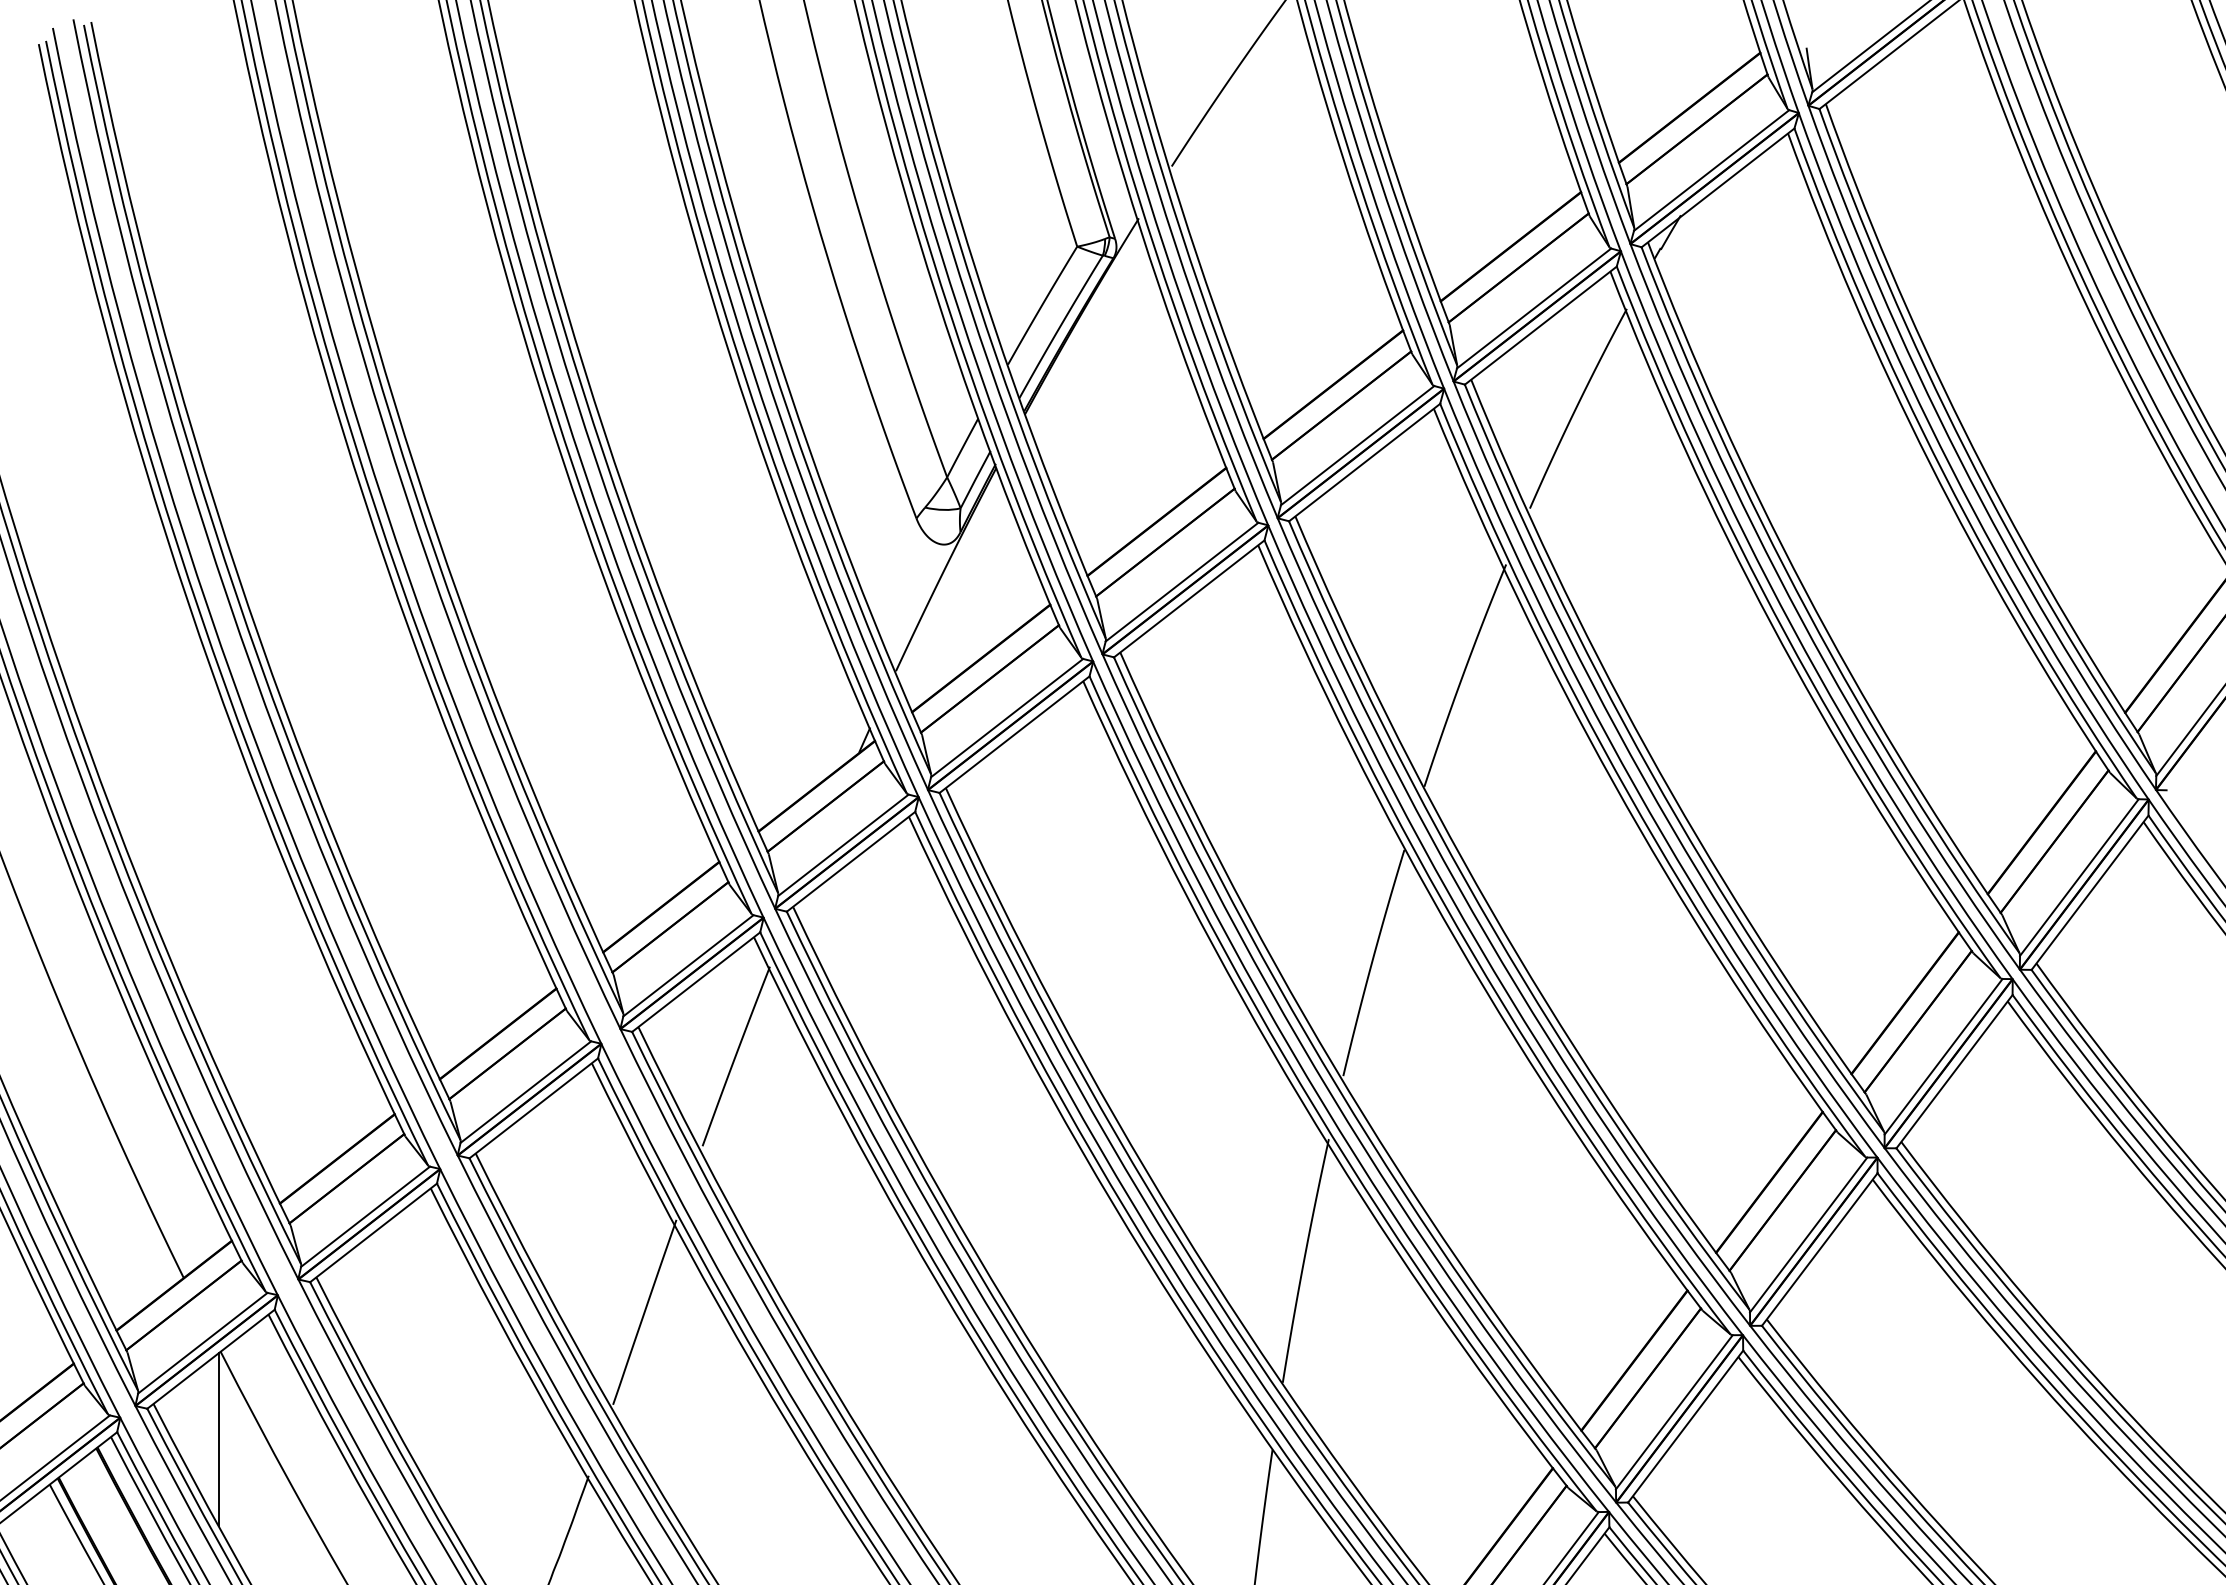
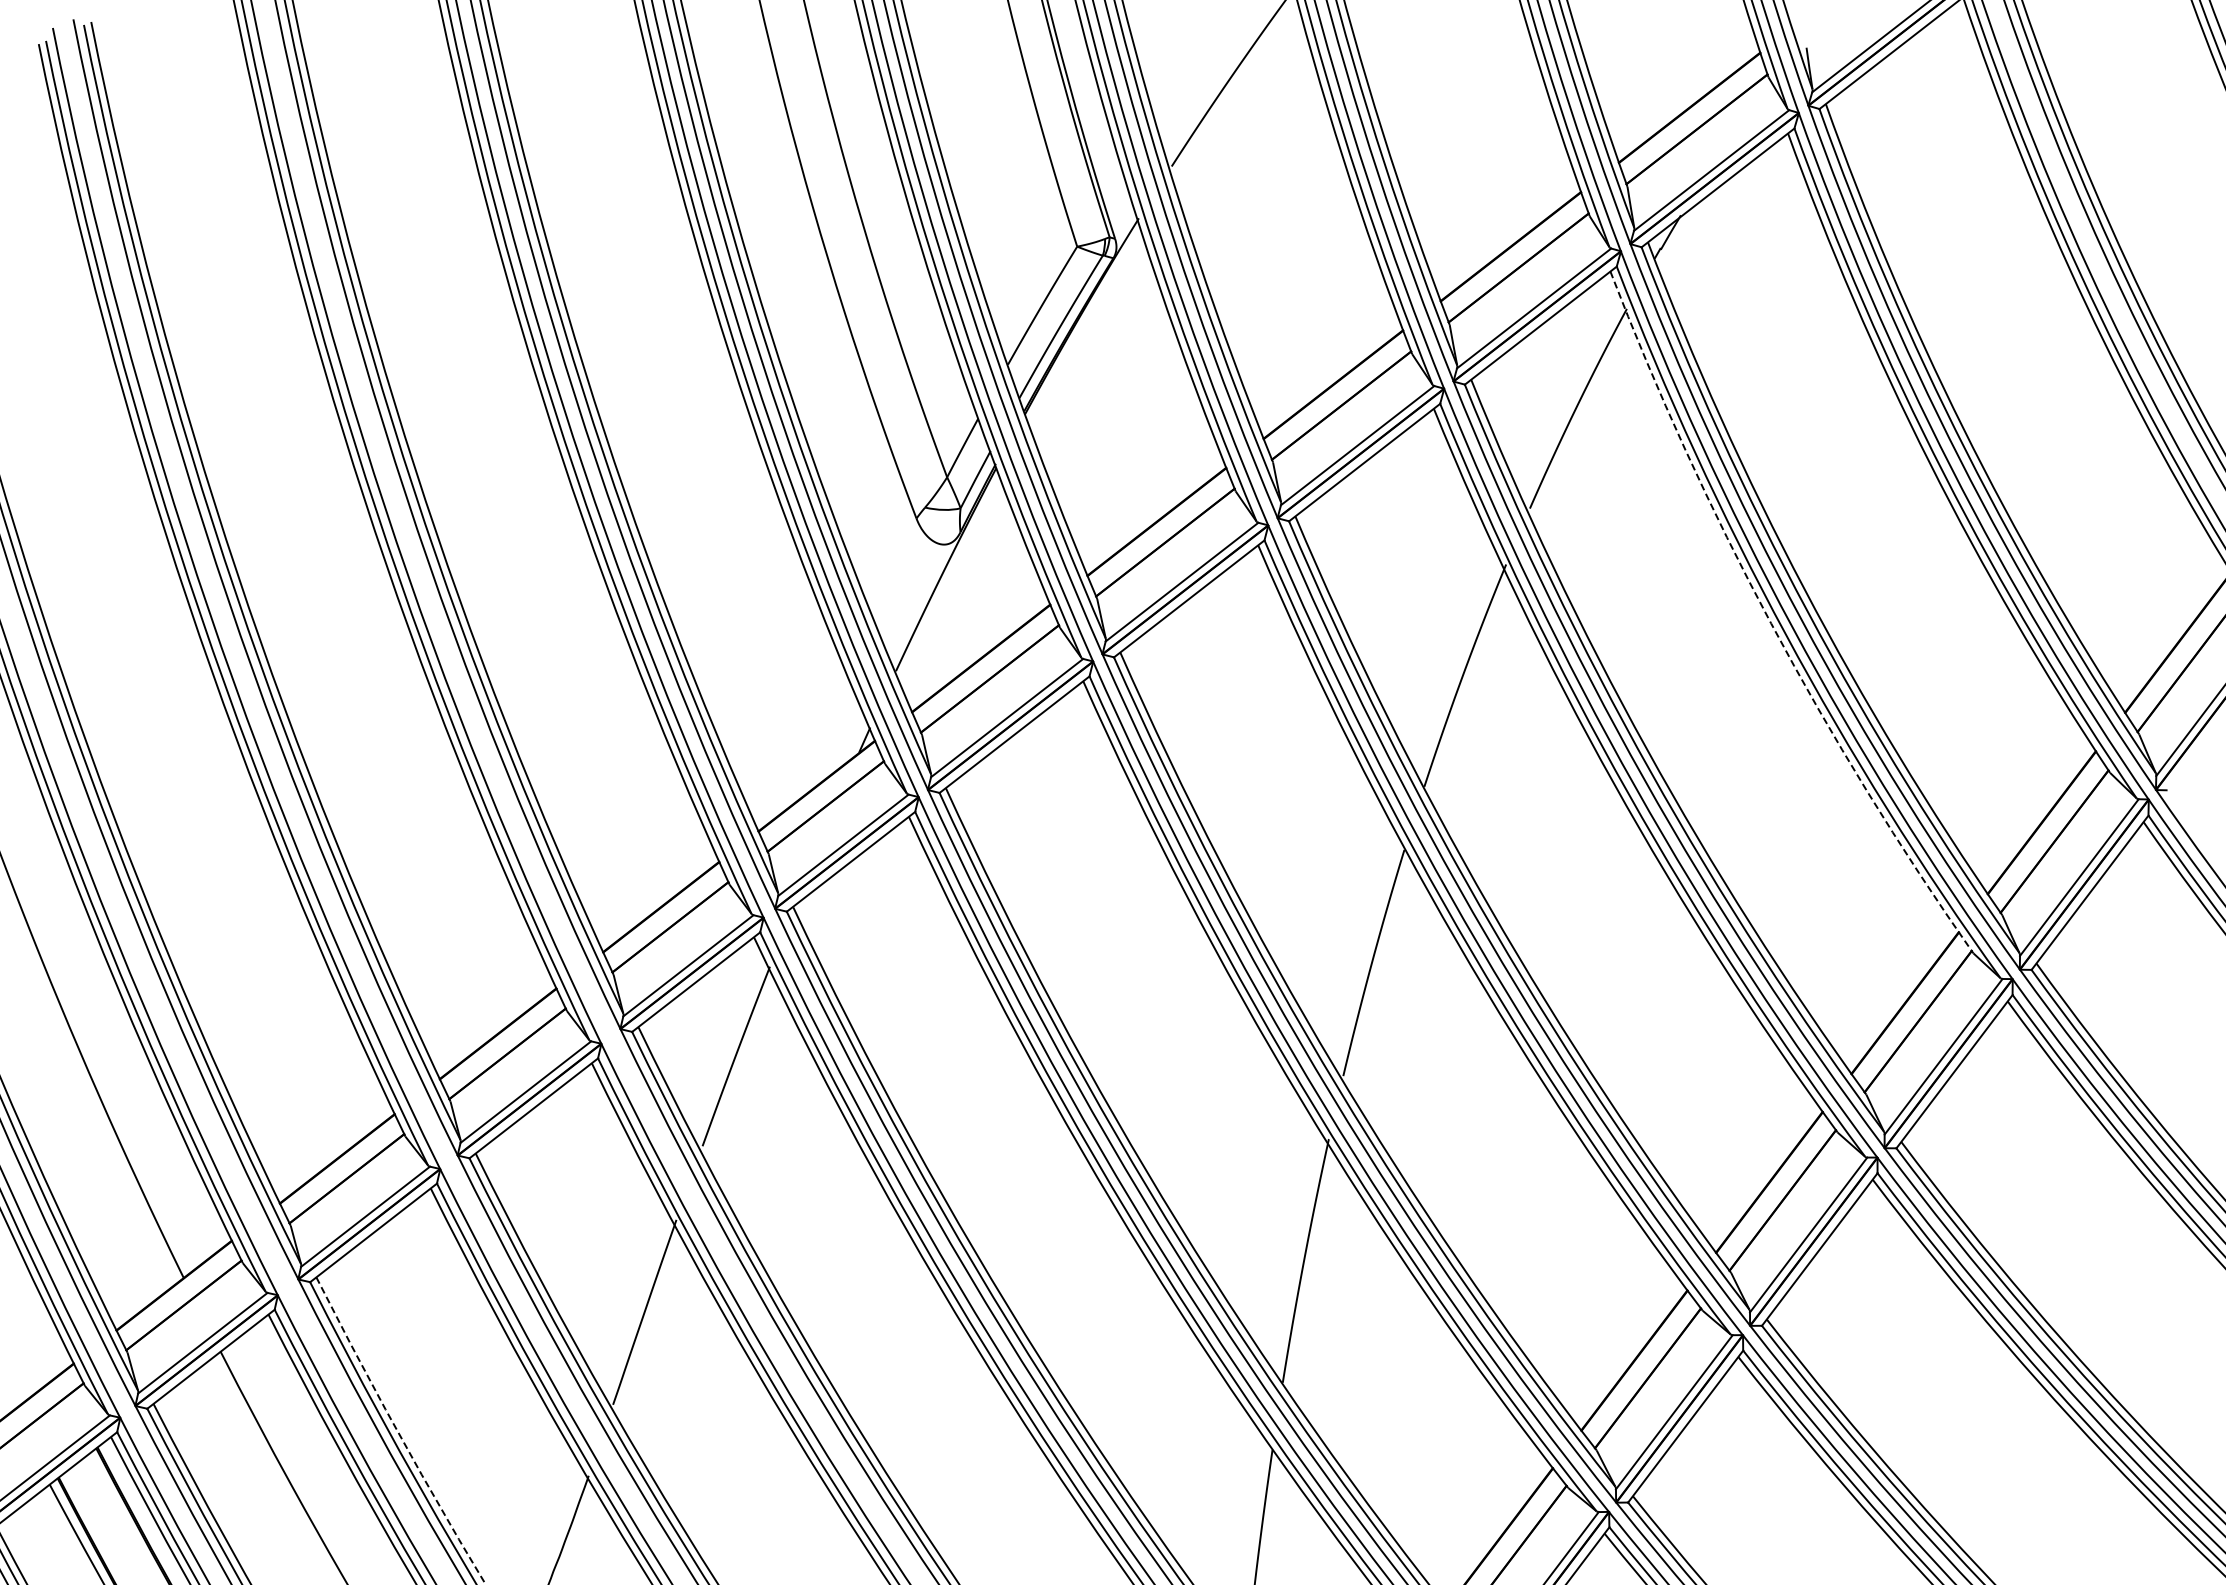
arc: solid -> dashed (1771, 623)
arc: solid -> dashed (398, 1433)
line: present -> none (218, 1439)
